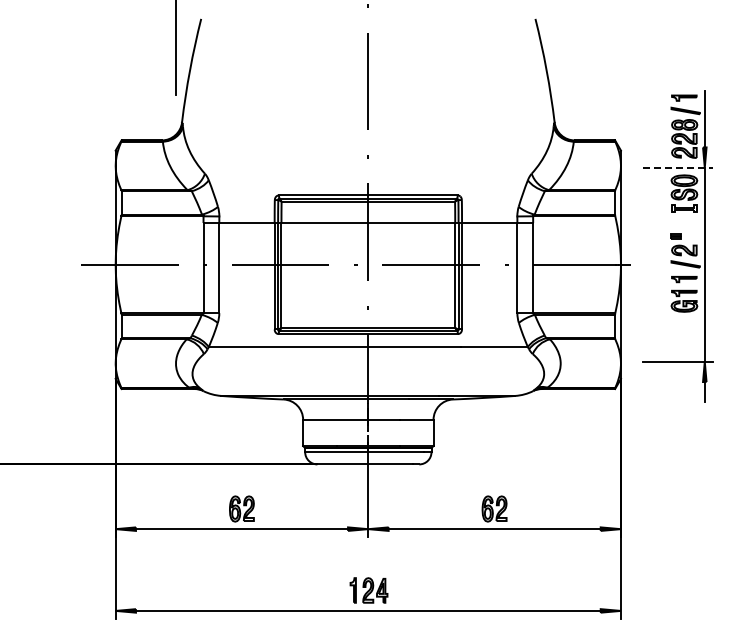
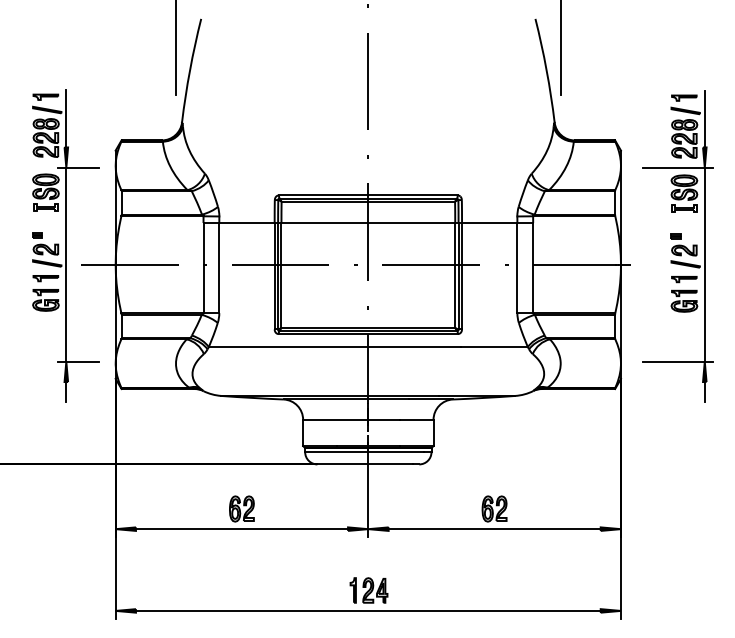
line: none -> present (560, 48)
line: dashed -> solid (678, 167)
part: none -> present (65, 245)
